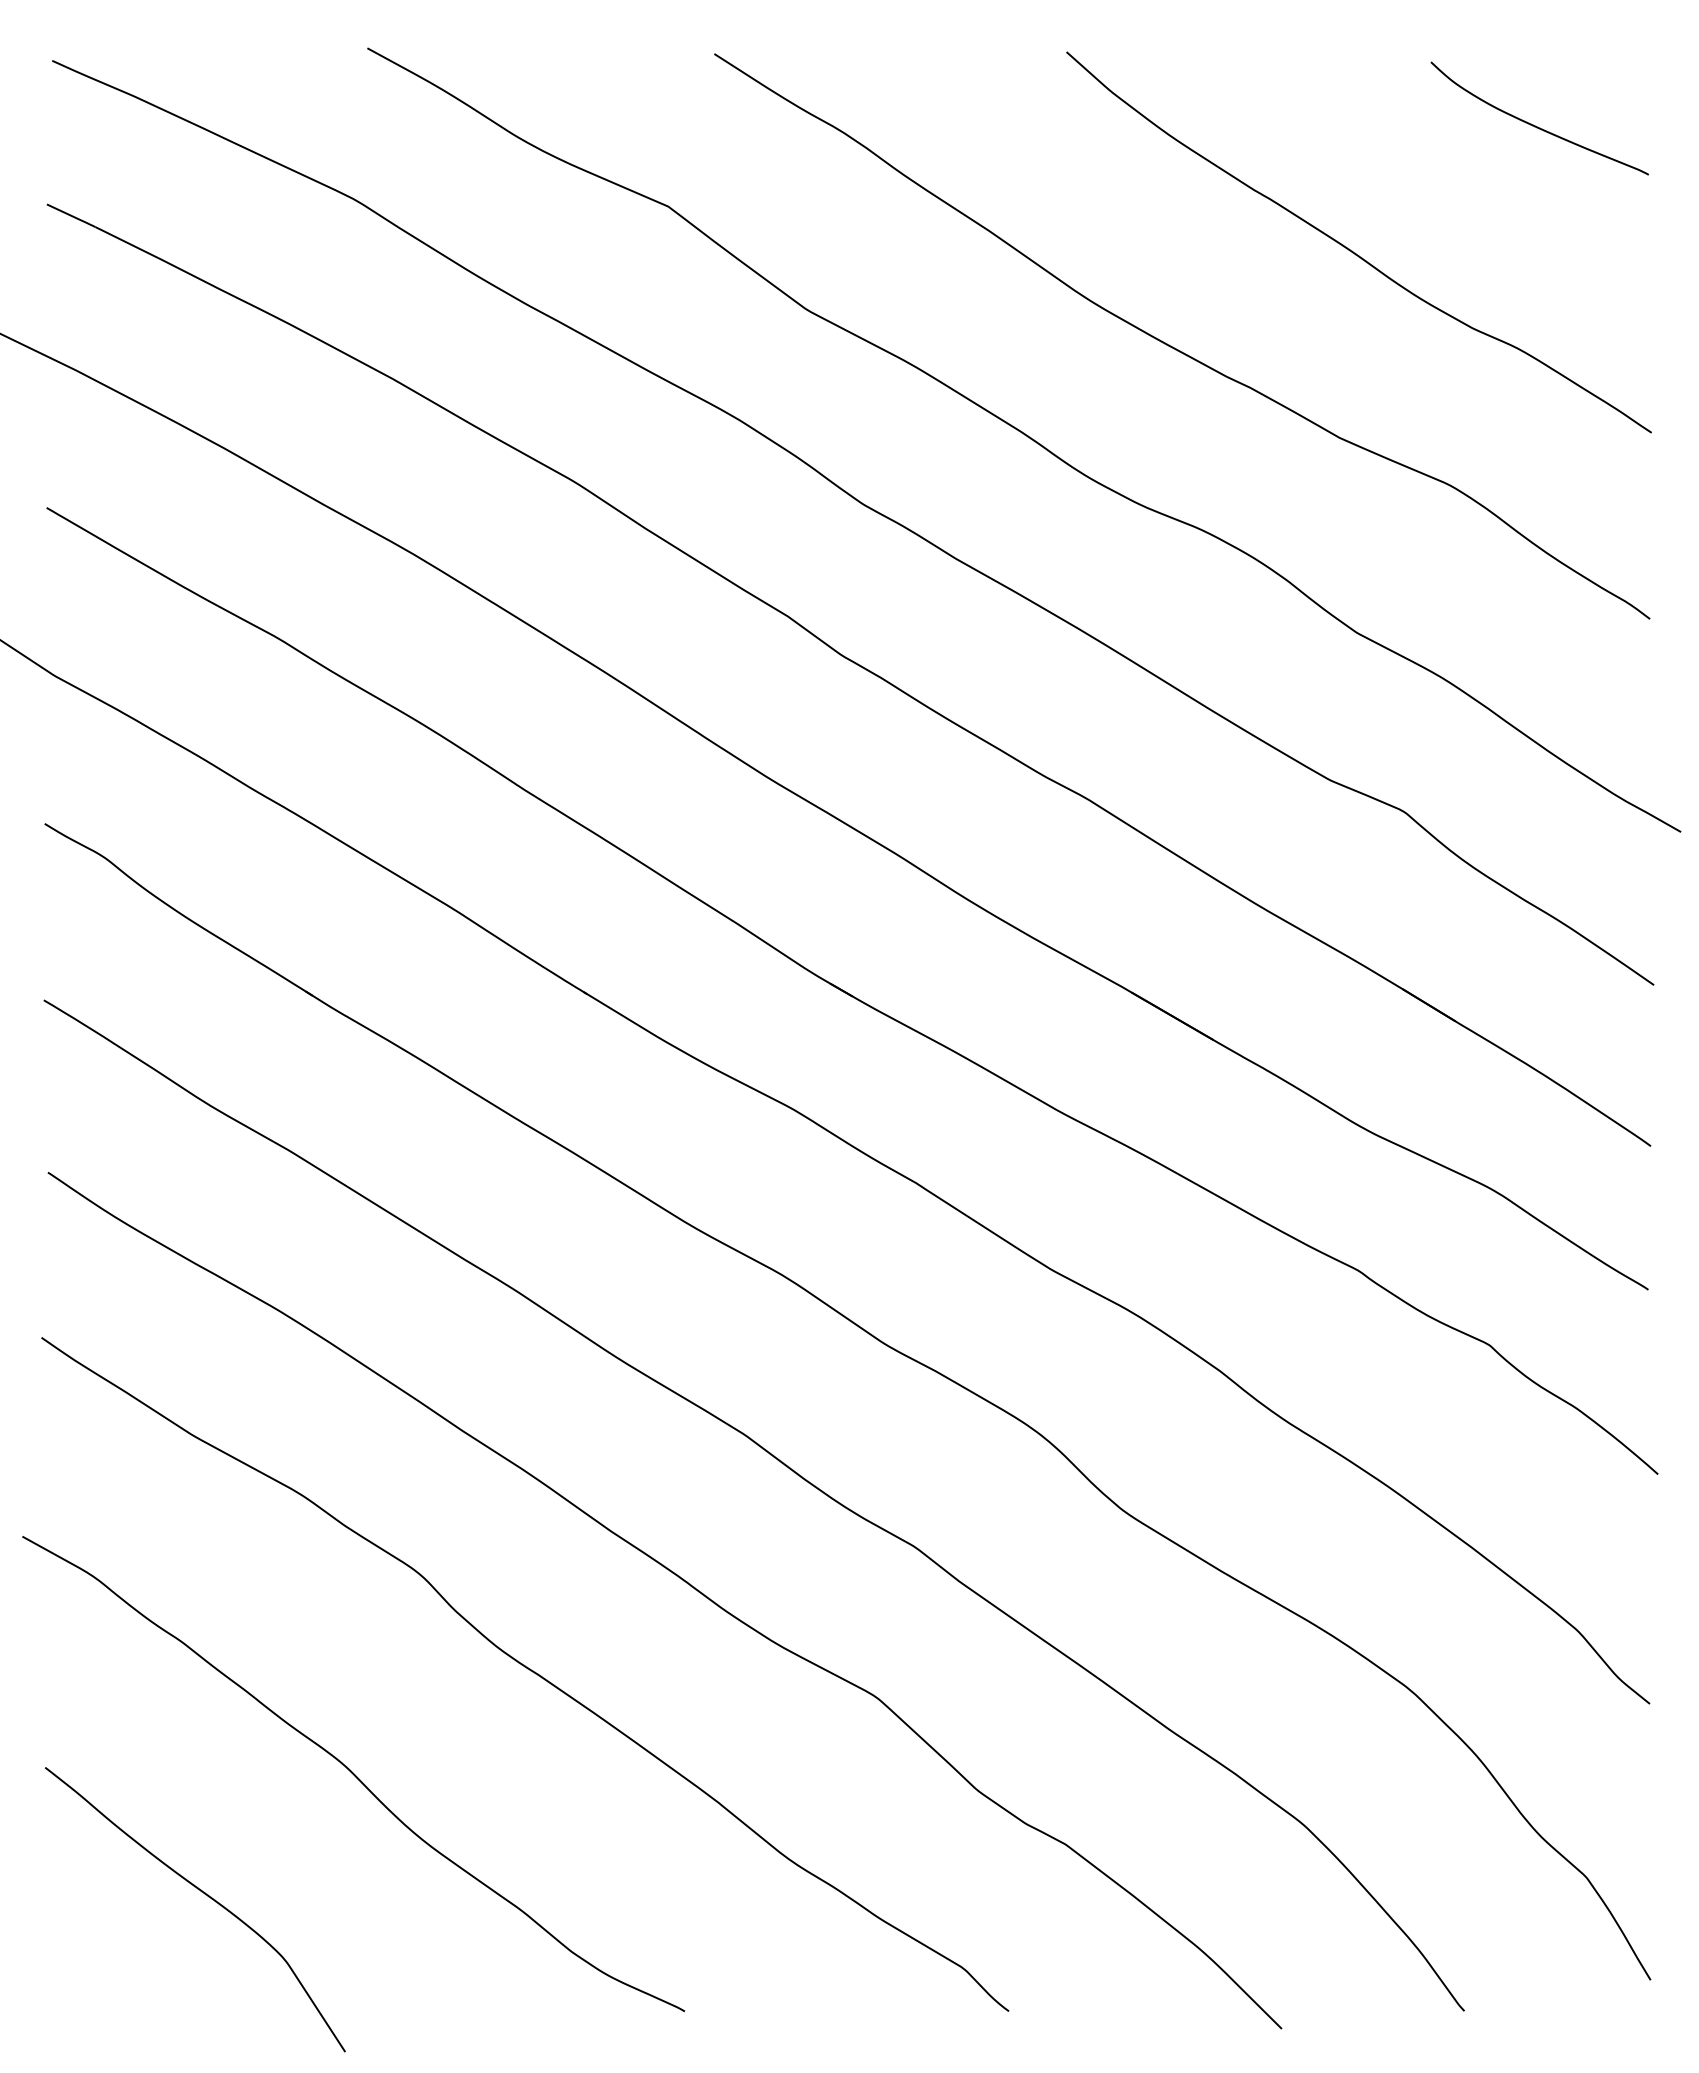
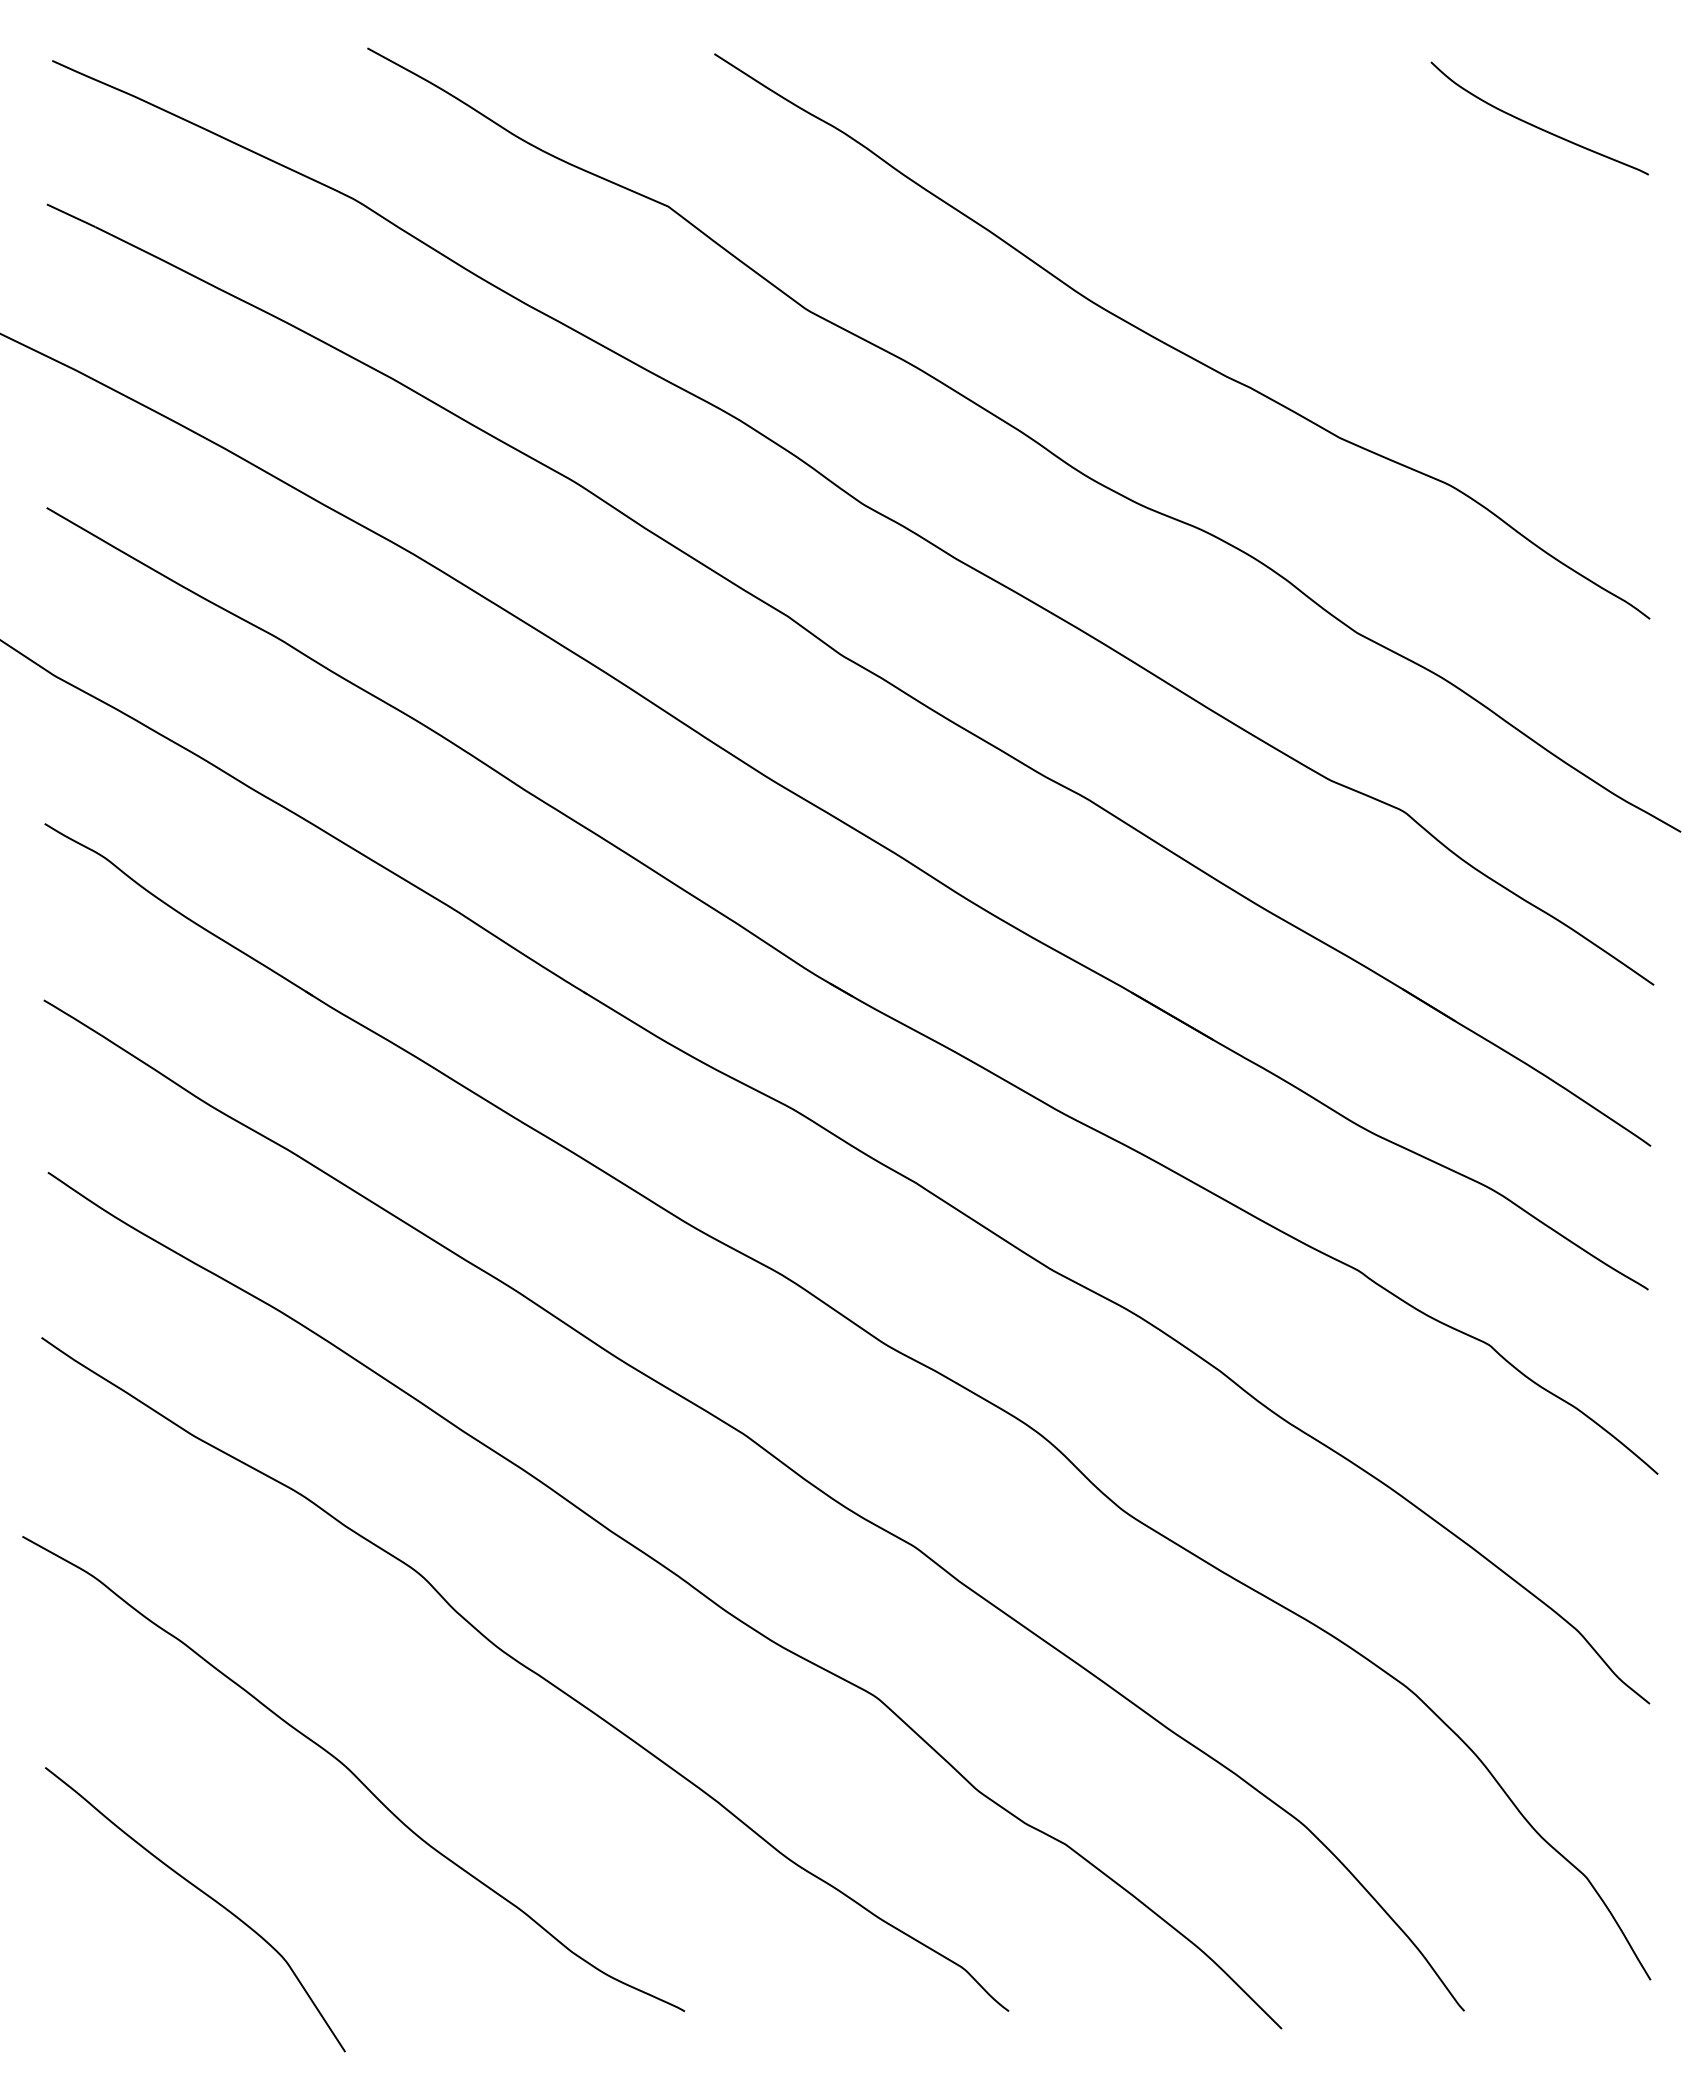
curve: present -> none (1352, 250)
